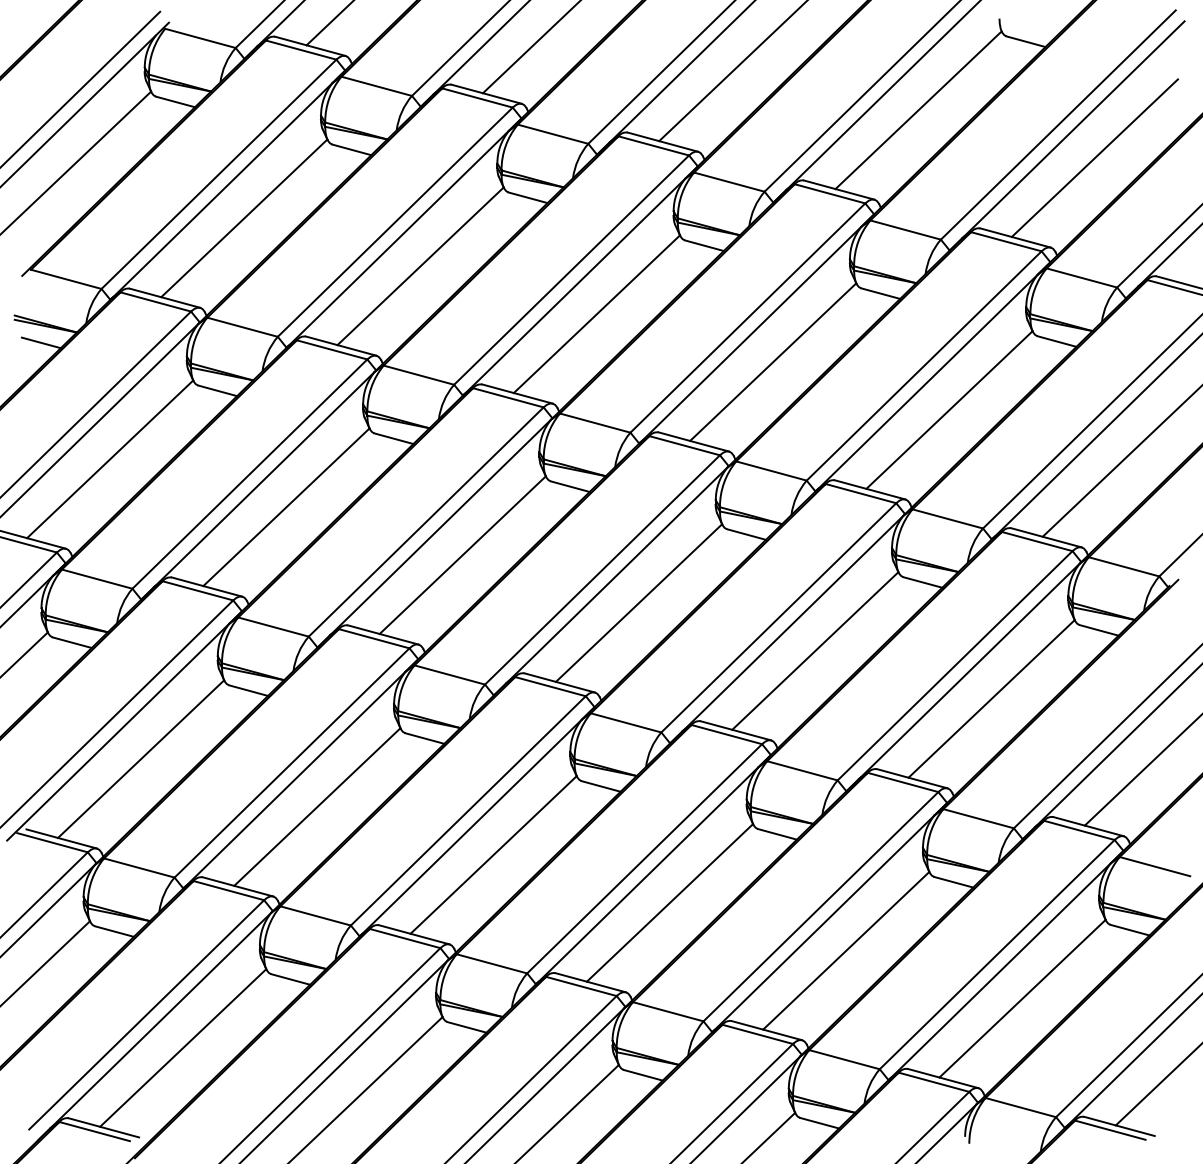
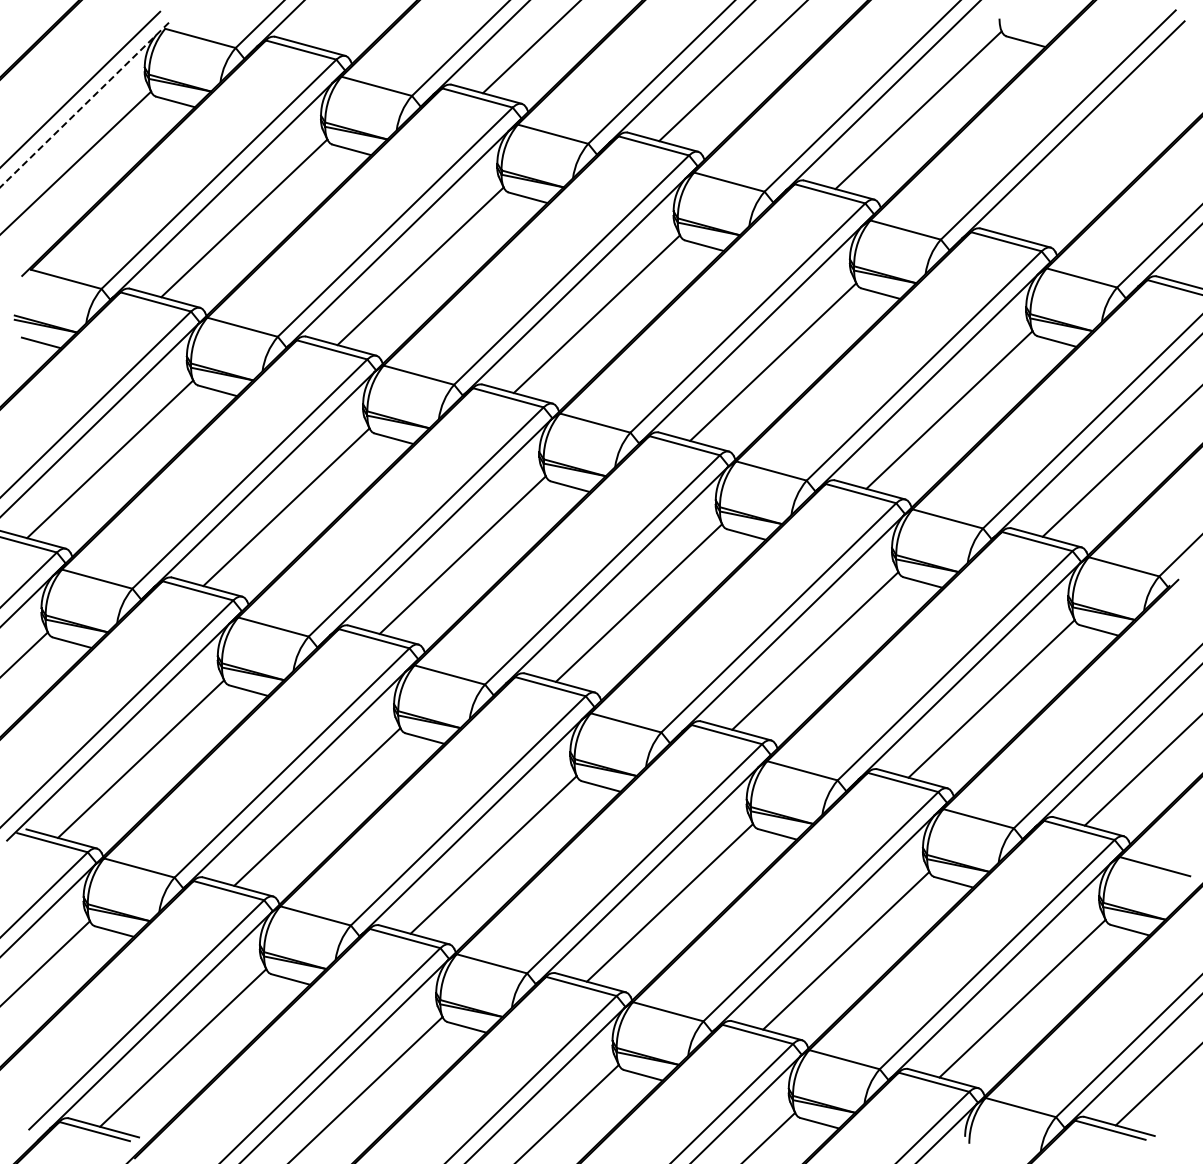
line: present -> none (328, 23)
line: solid -> dashed (84, 104)
line: present -> none (1094, 157)
